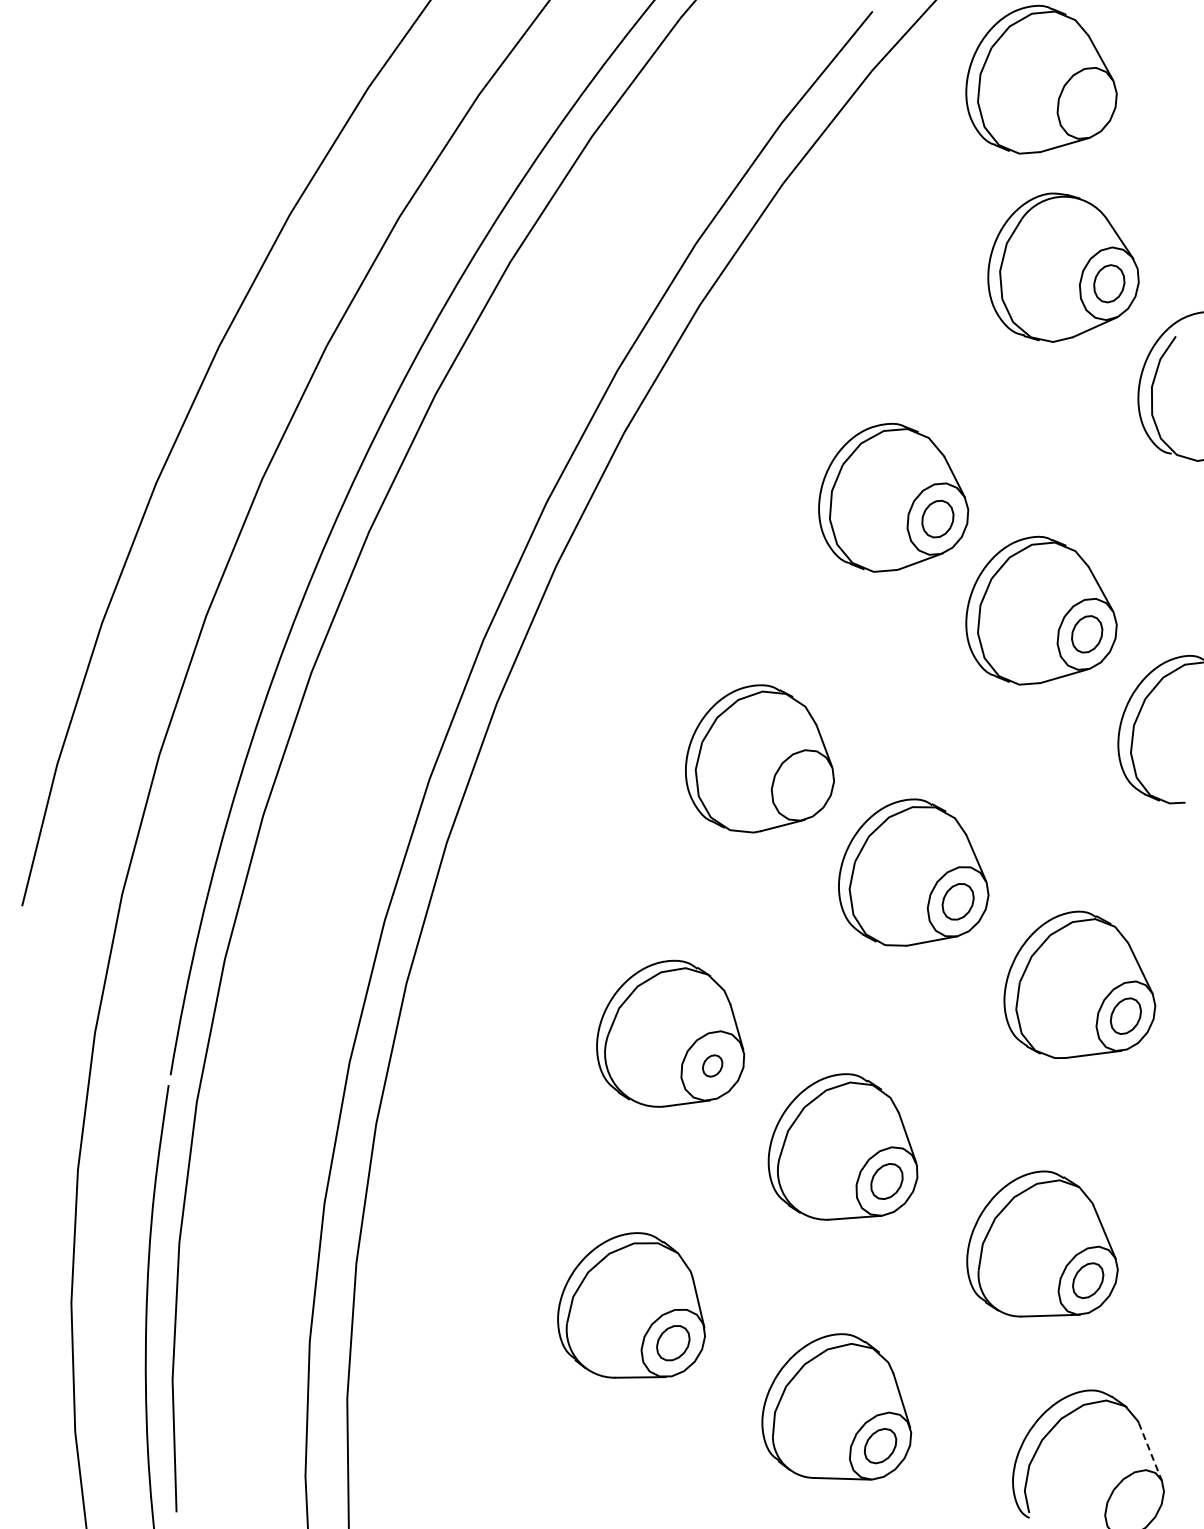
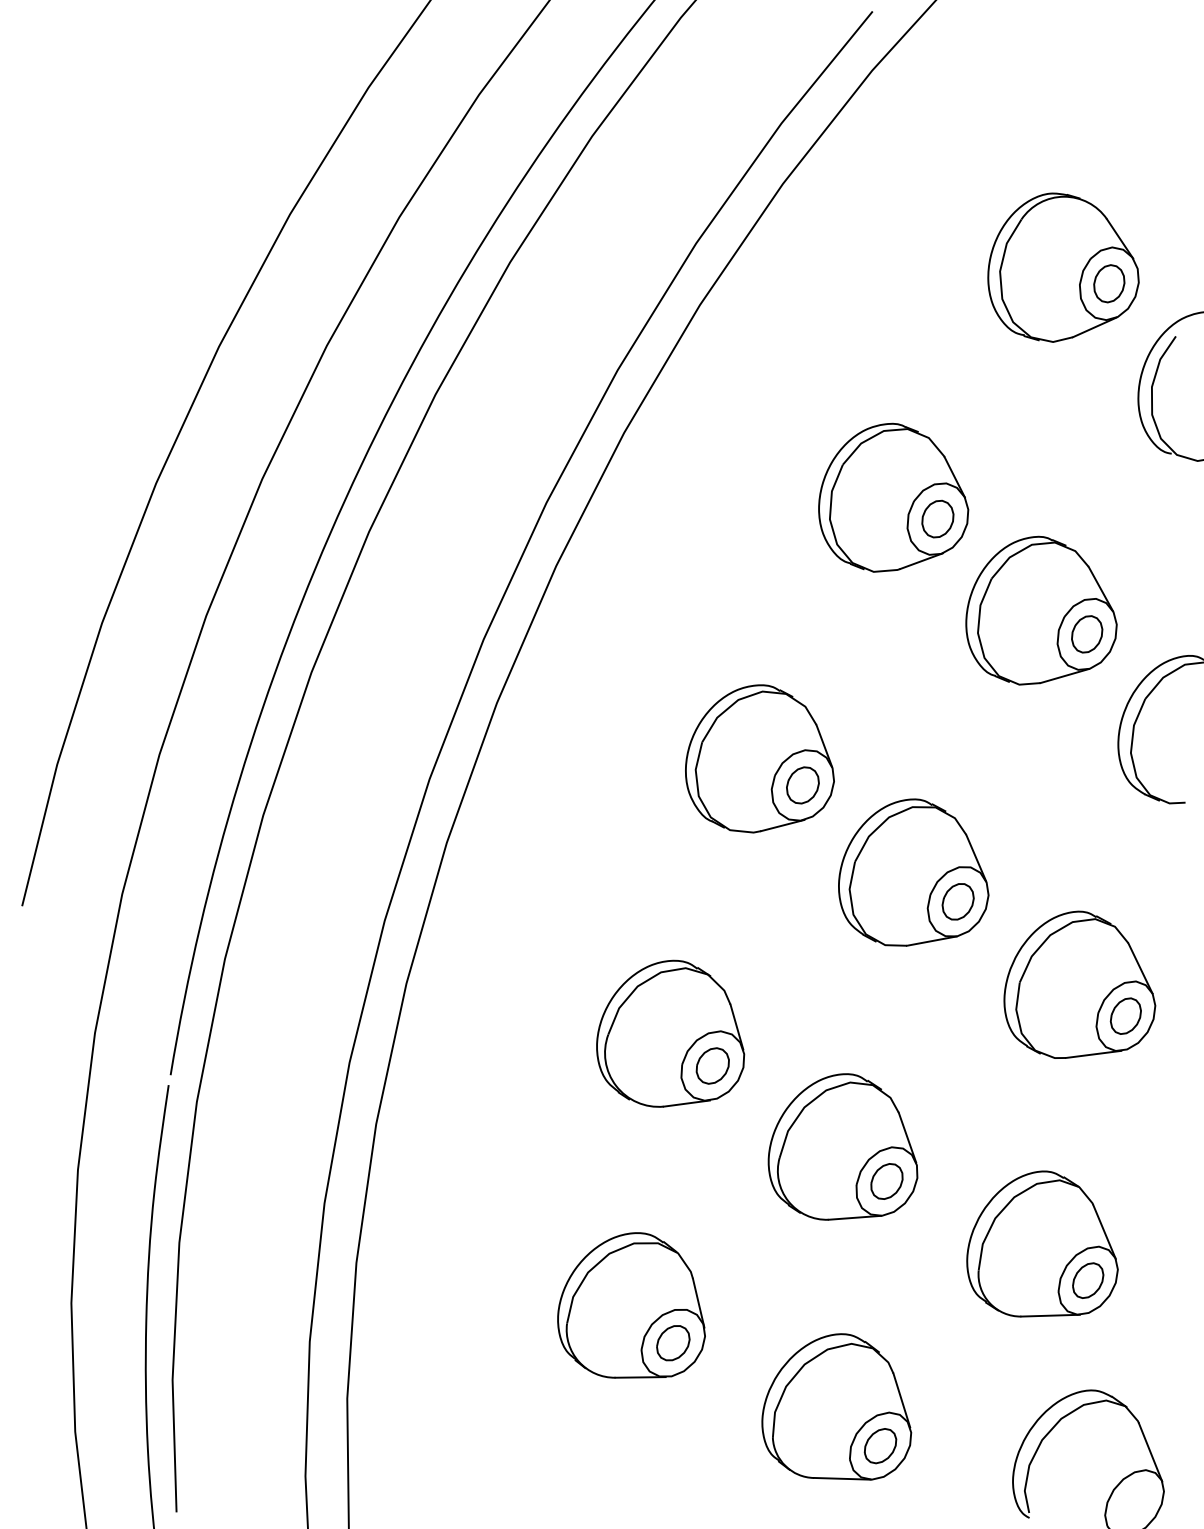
part: present -> none (1041, 79)
part: none -> present (802, 785)
part size: 22x24 px -> 35x38 px (712, 1065)
line: dashed -> solid (1150, 1451)
